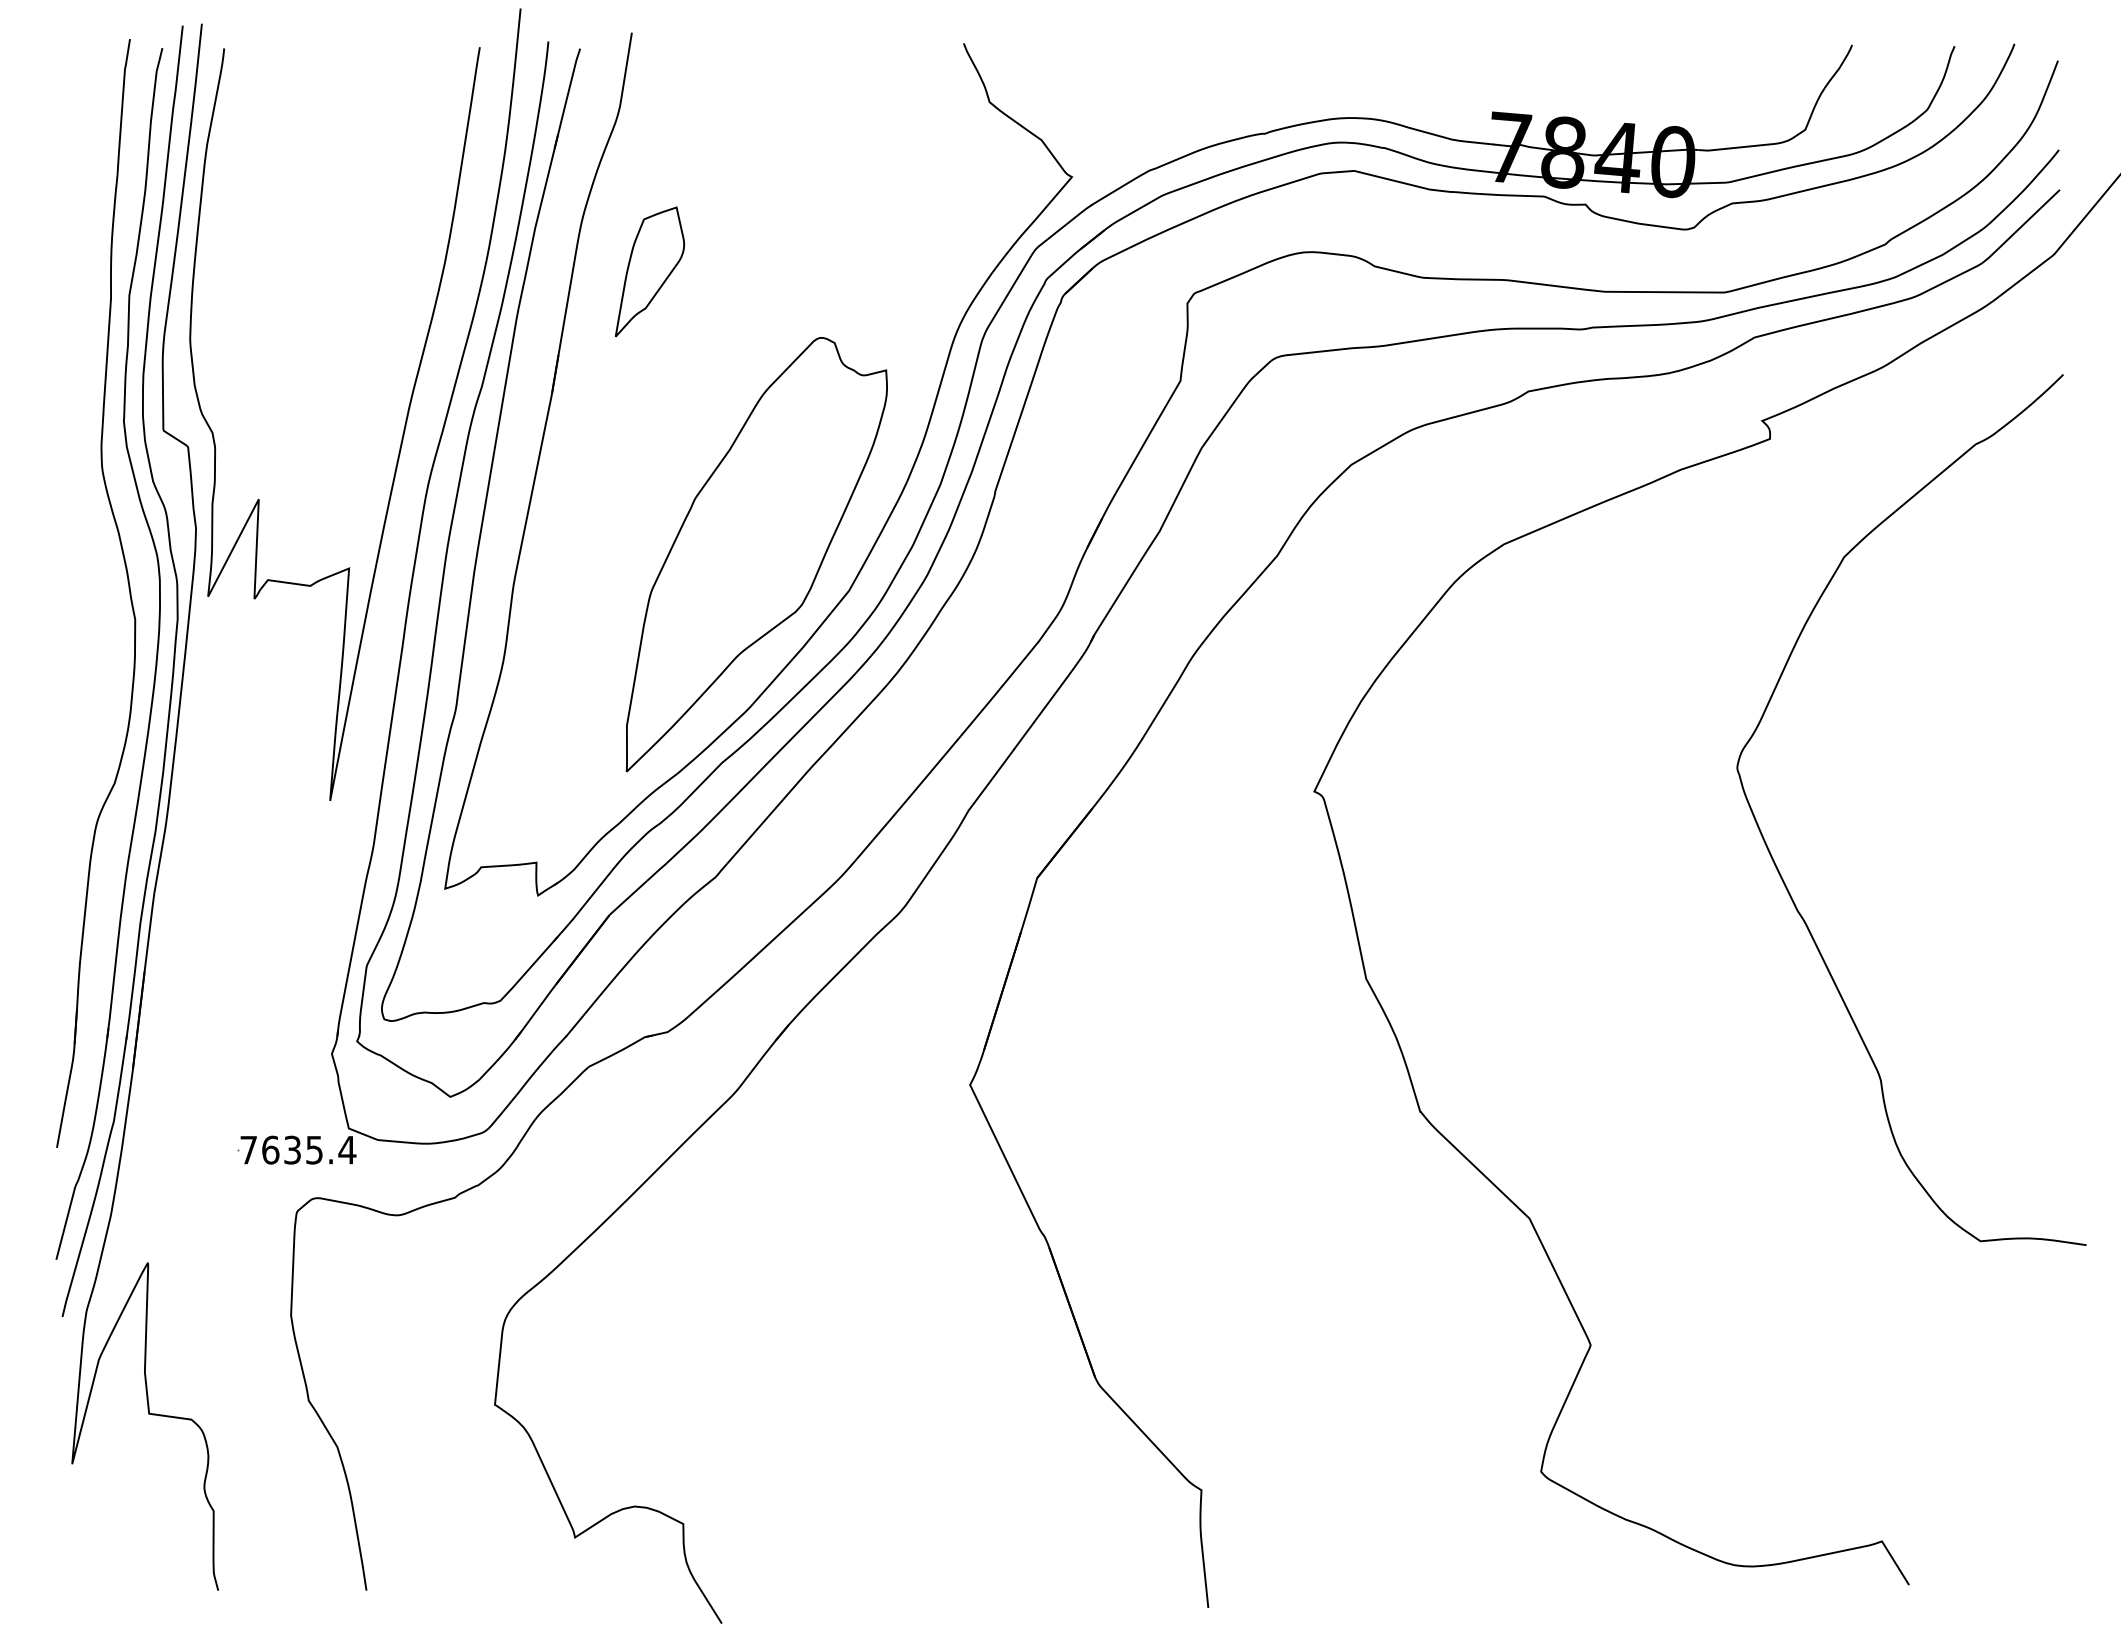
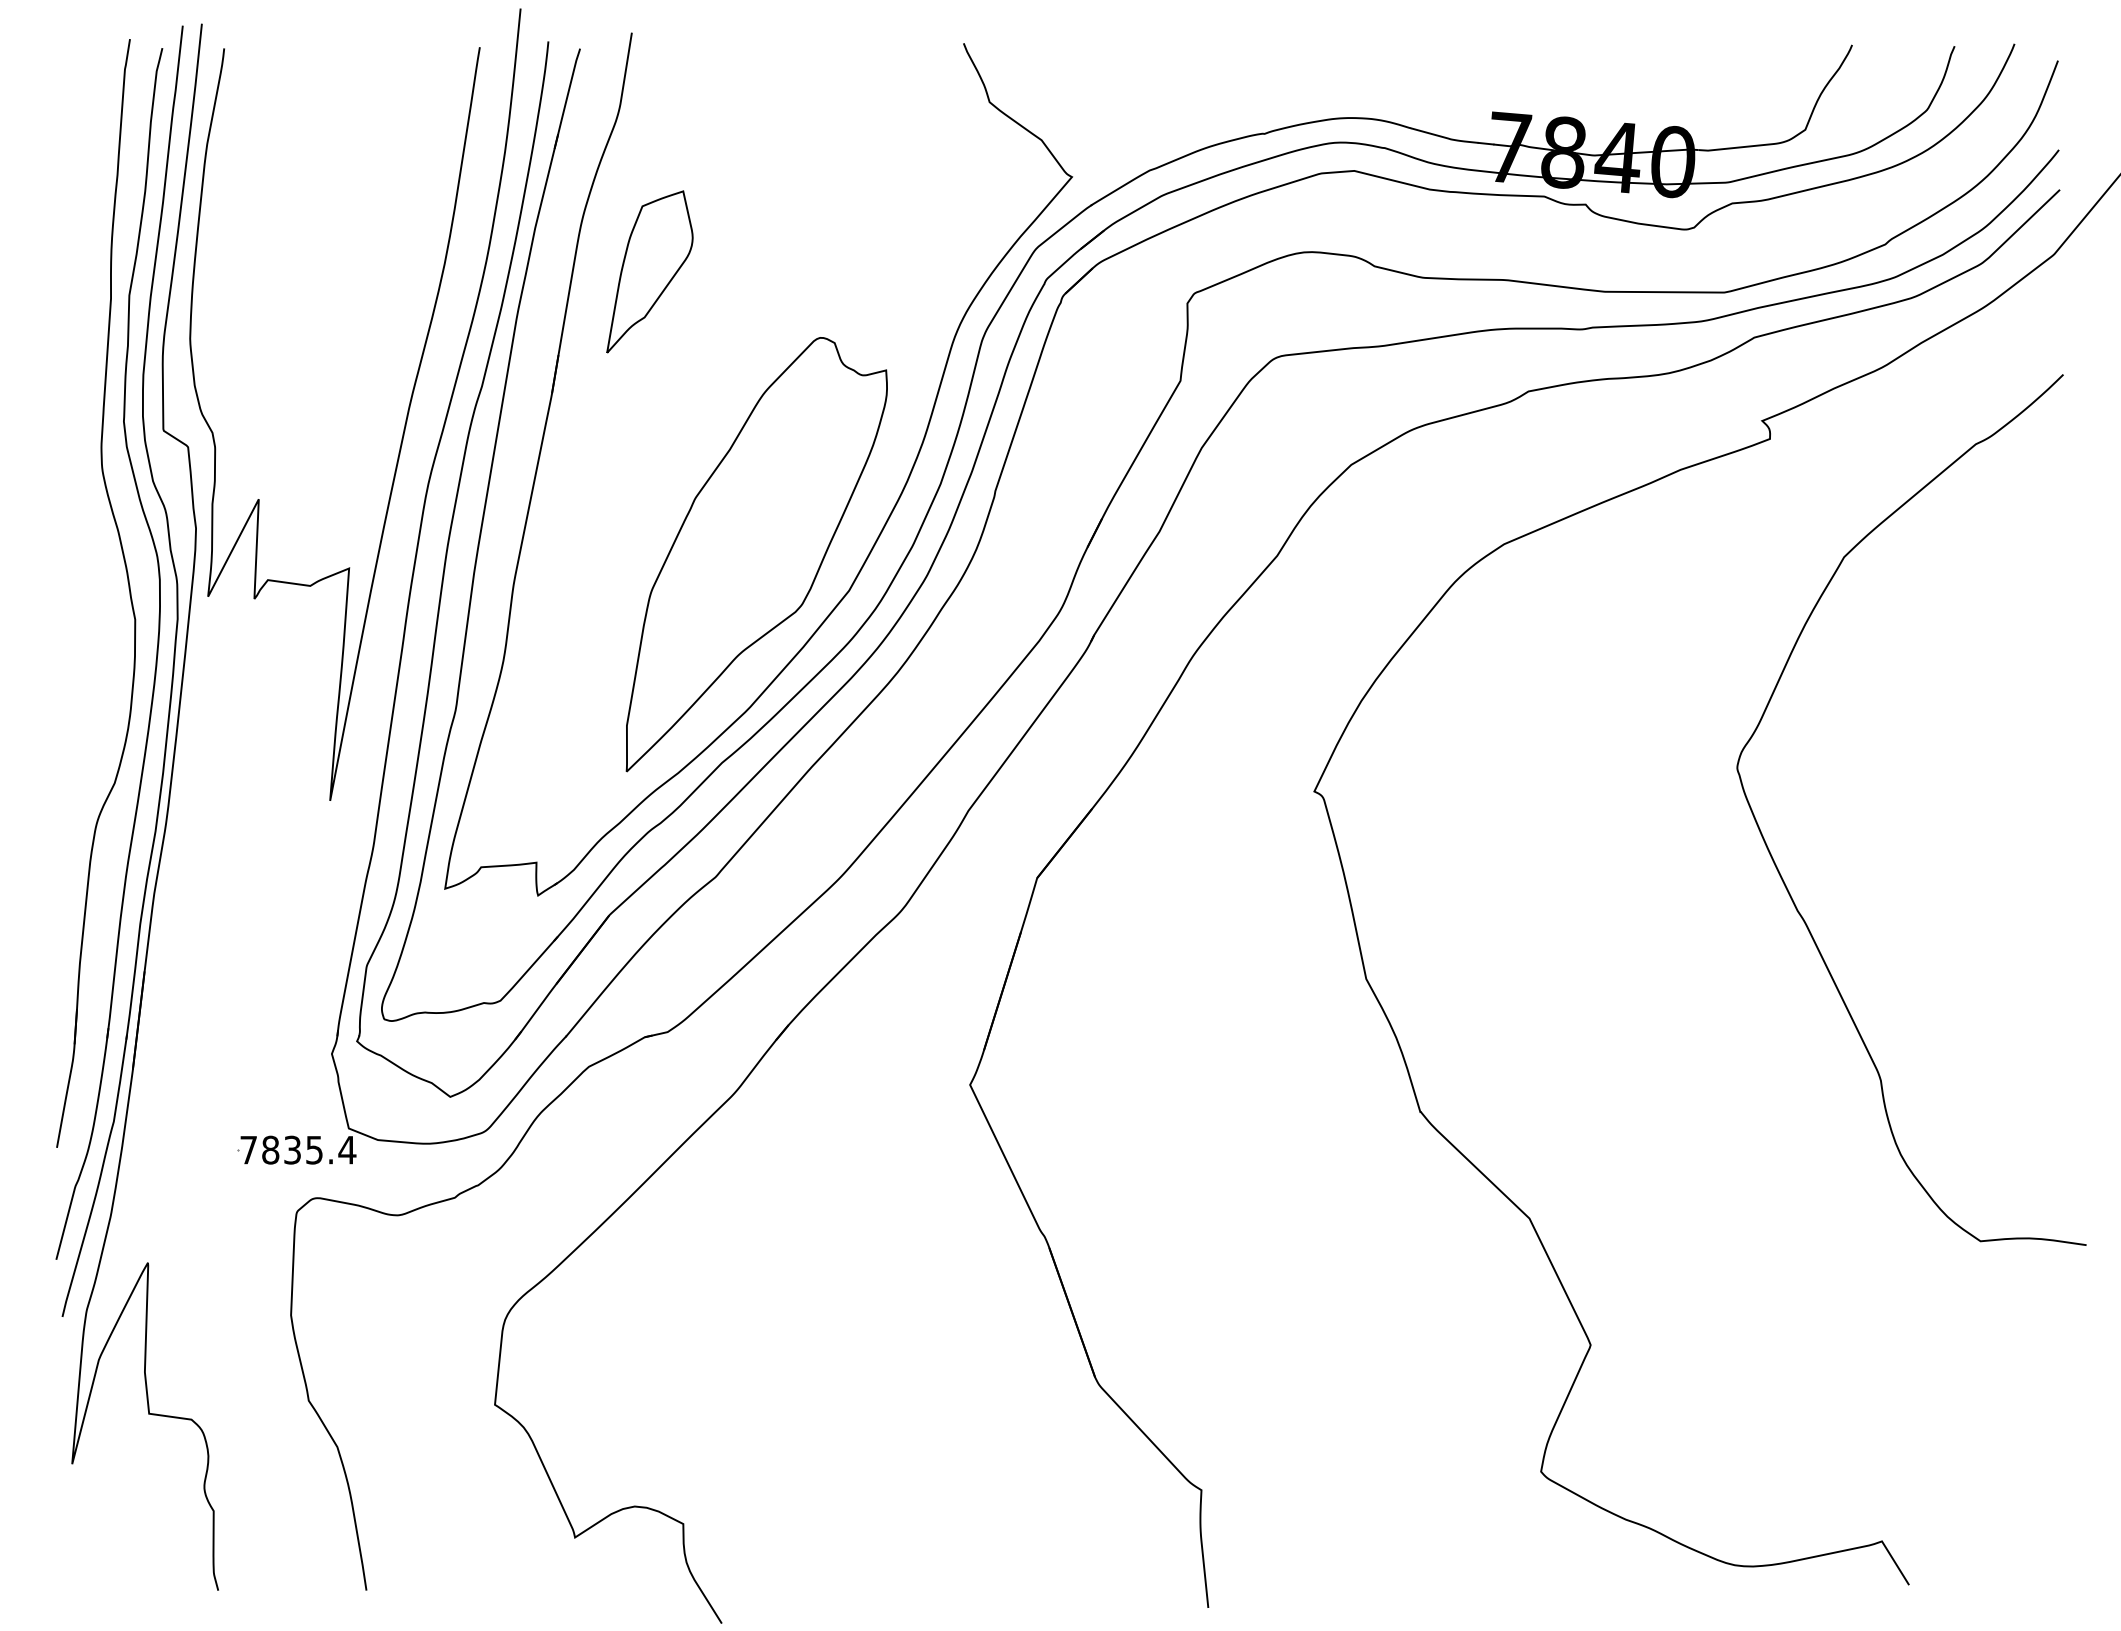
part size: 71x132 px -> 88x164 px (649, 271)
text: 7635.4 -> 7835.4 (270, 1149)
